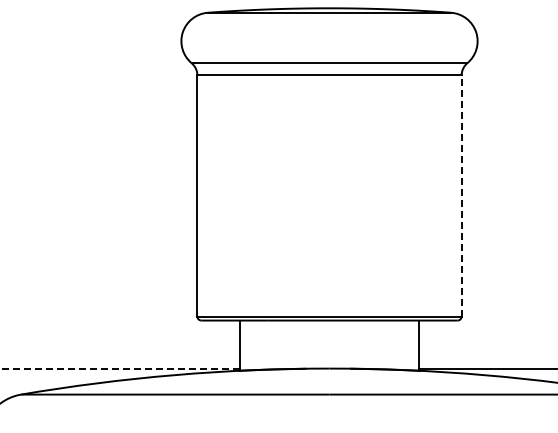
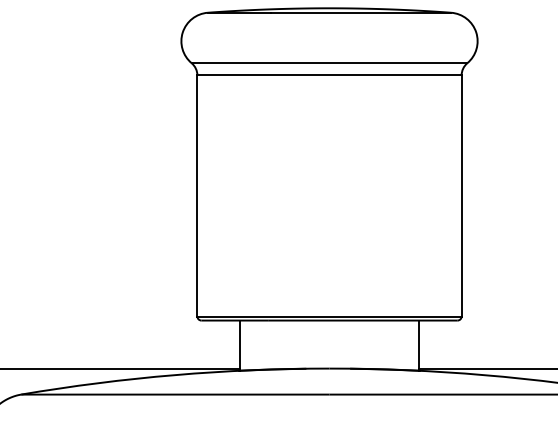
line: dashed -> solid (461, 196)
line: dashed -> solid (119, 368)
